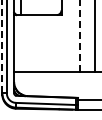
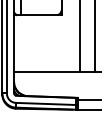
line: dashed -> solid (80, 35)
line: dashed -> solid (2, 46)
